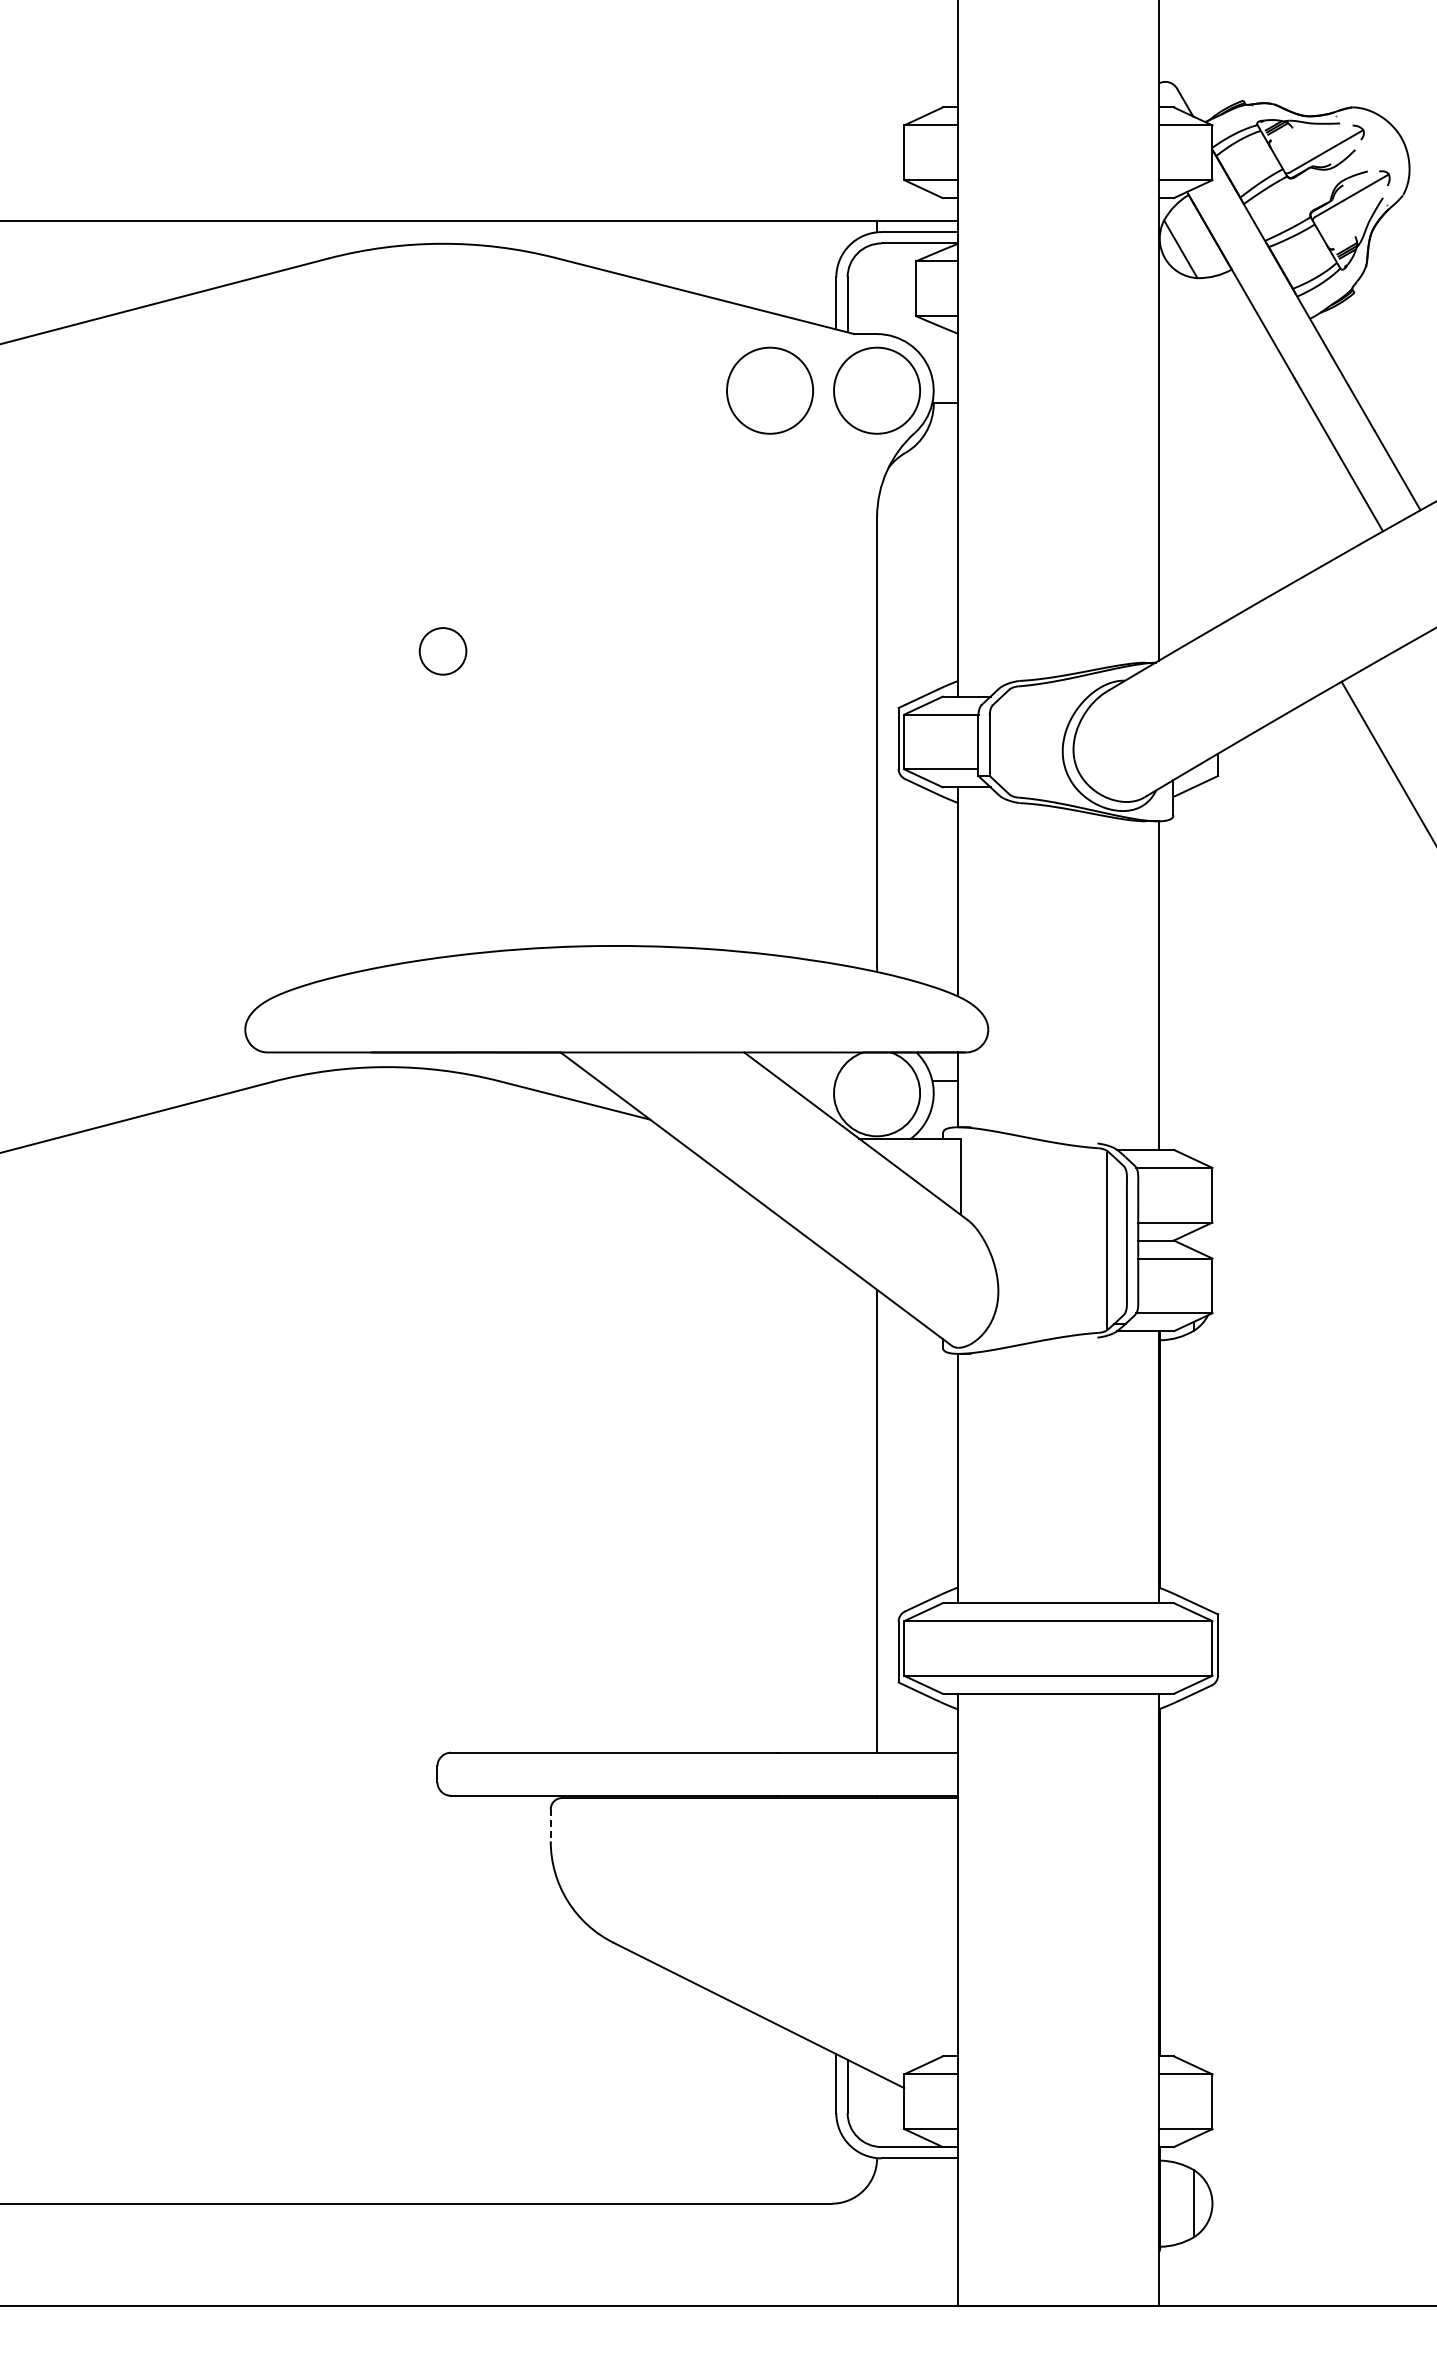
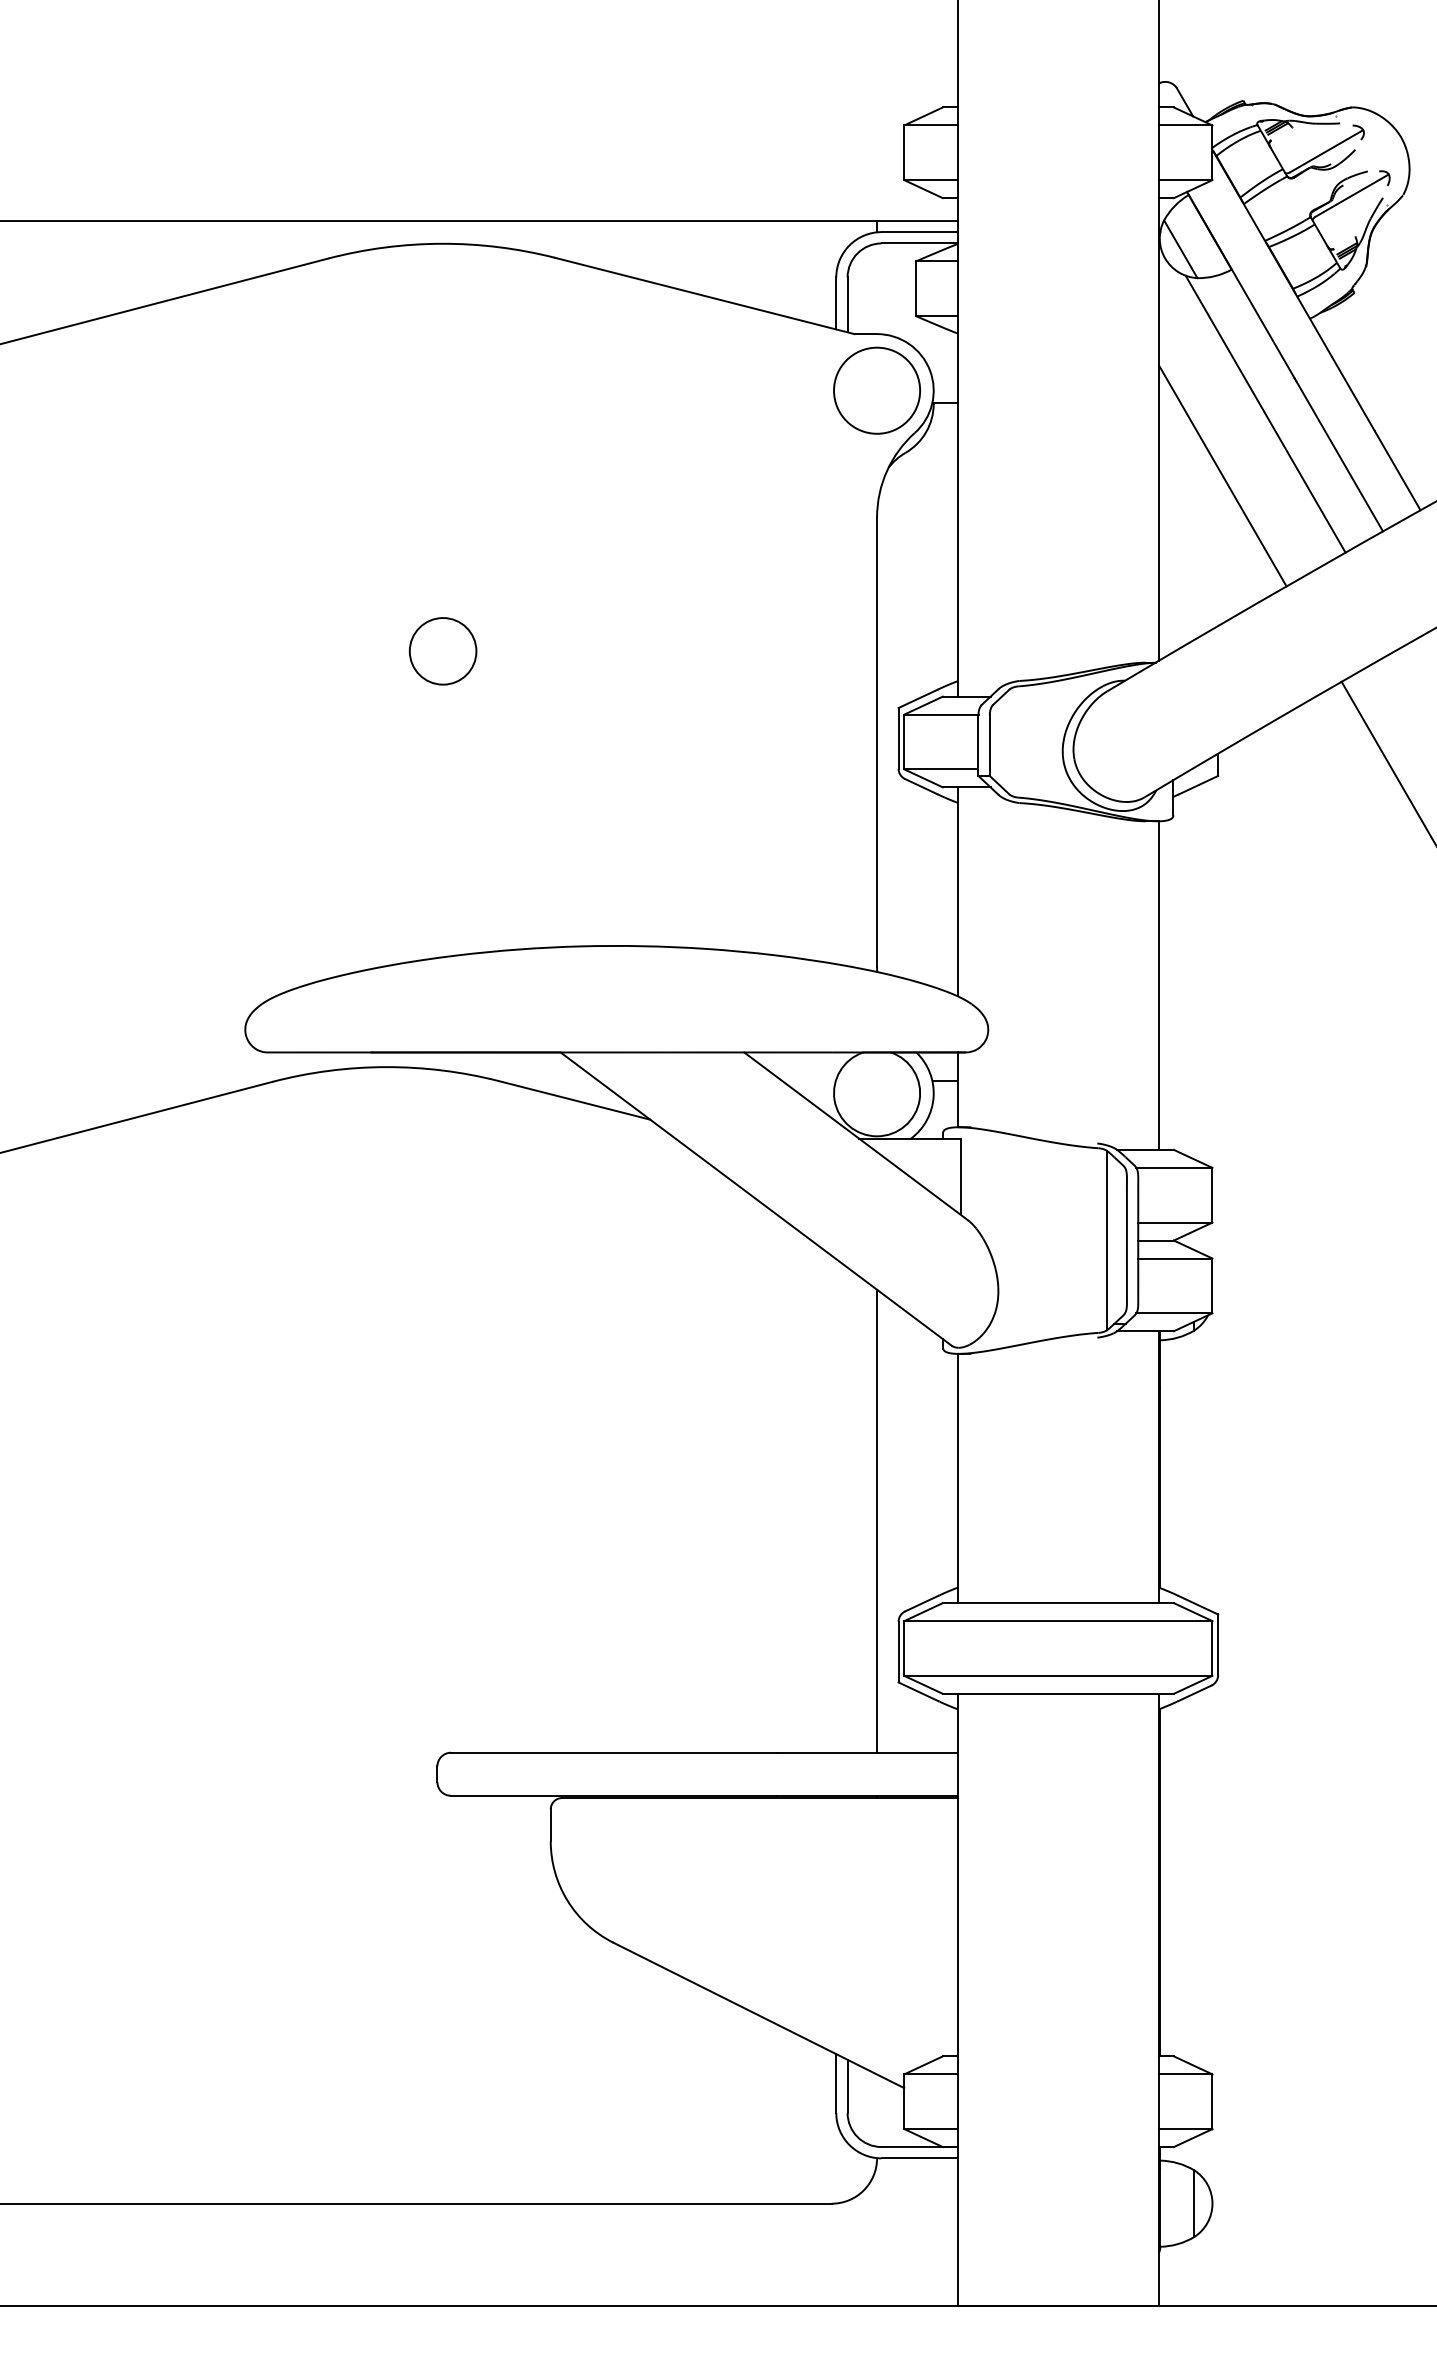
circle: present -> none (769, 390)
line: none -> present (1265, 413)
line: none -> present (1222, 475)
circle size: 50x49 px -> 70x69 px (442, 651)
line: dashed -> solid (550, 1825)
